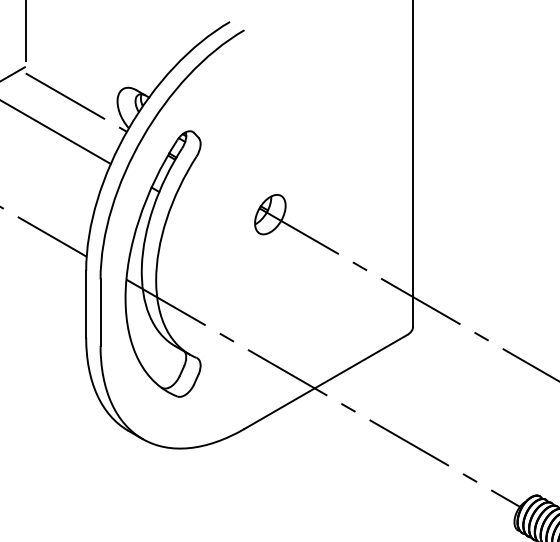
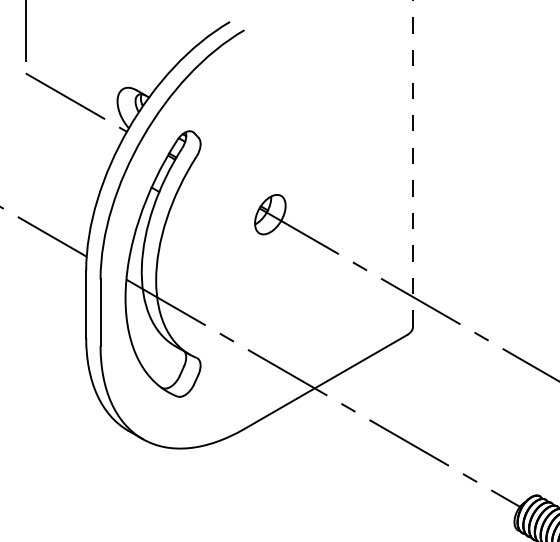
line: present -> none (13, 73)
line: present -> none (56, 132)
line: solid -> dashed (413, 163)
